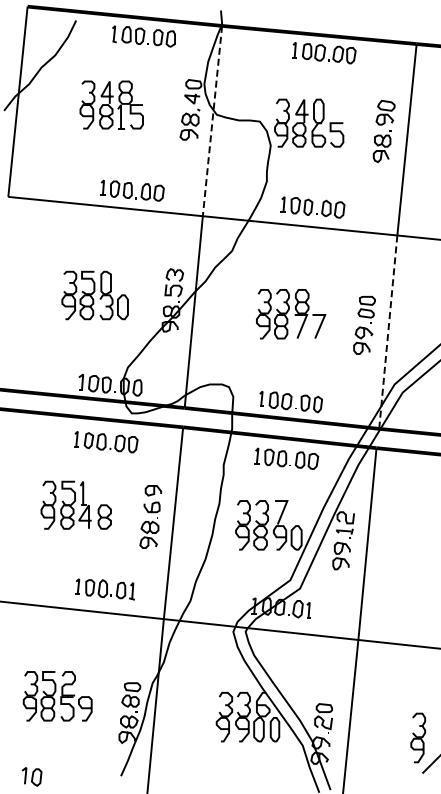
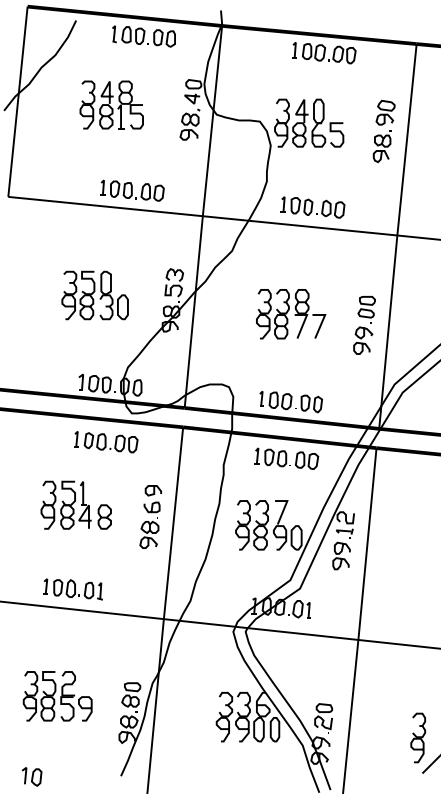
line: dashed -> solid (212, 121)
line: dashed -> solid (388, 332)
part position: (104, 589) -> (72, 589) (72, 589)
